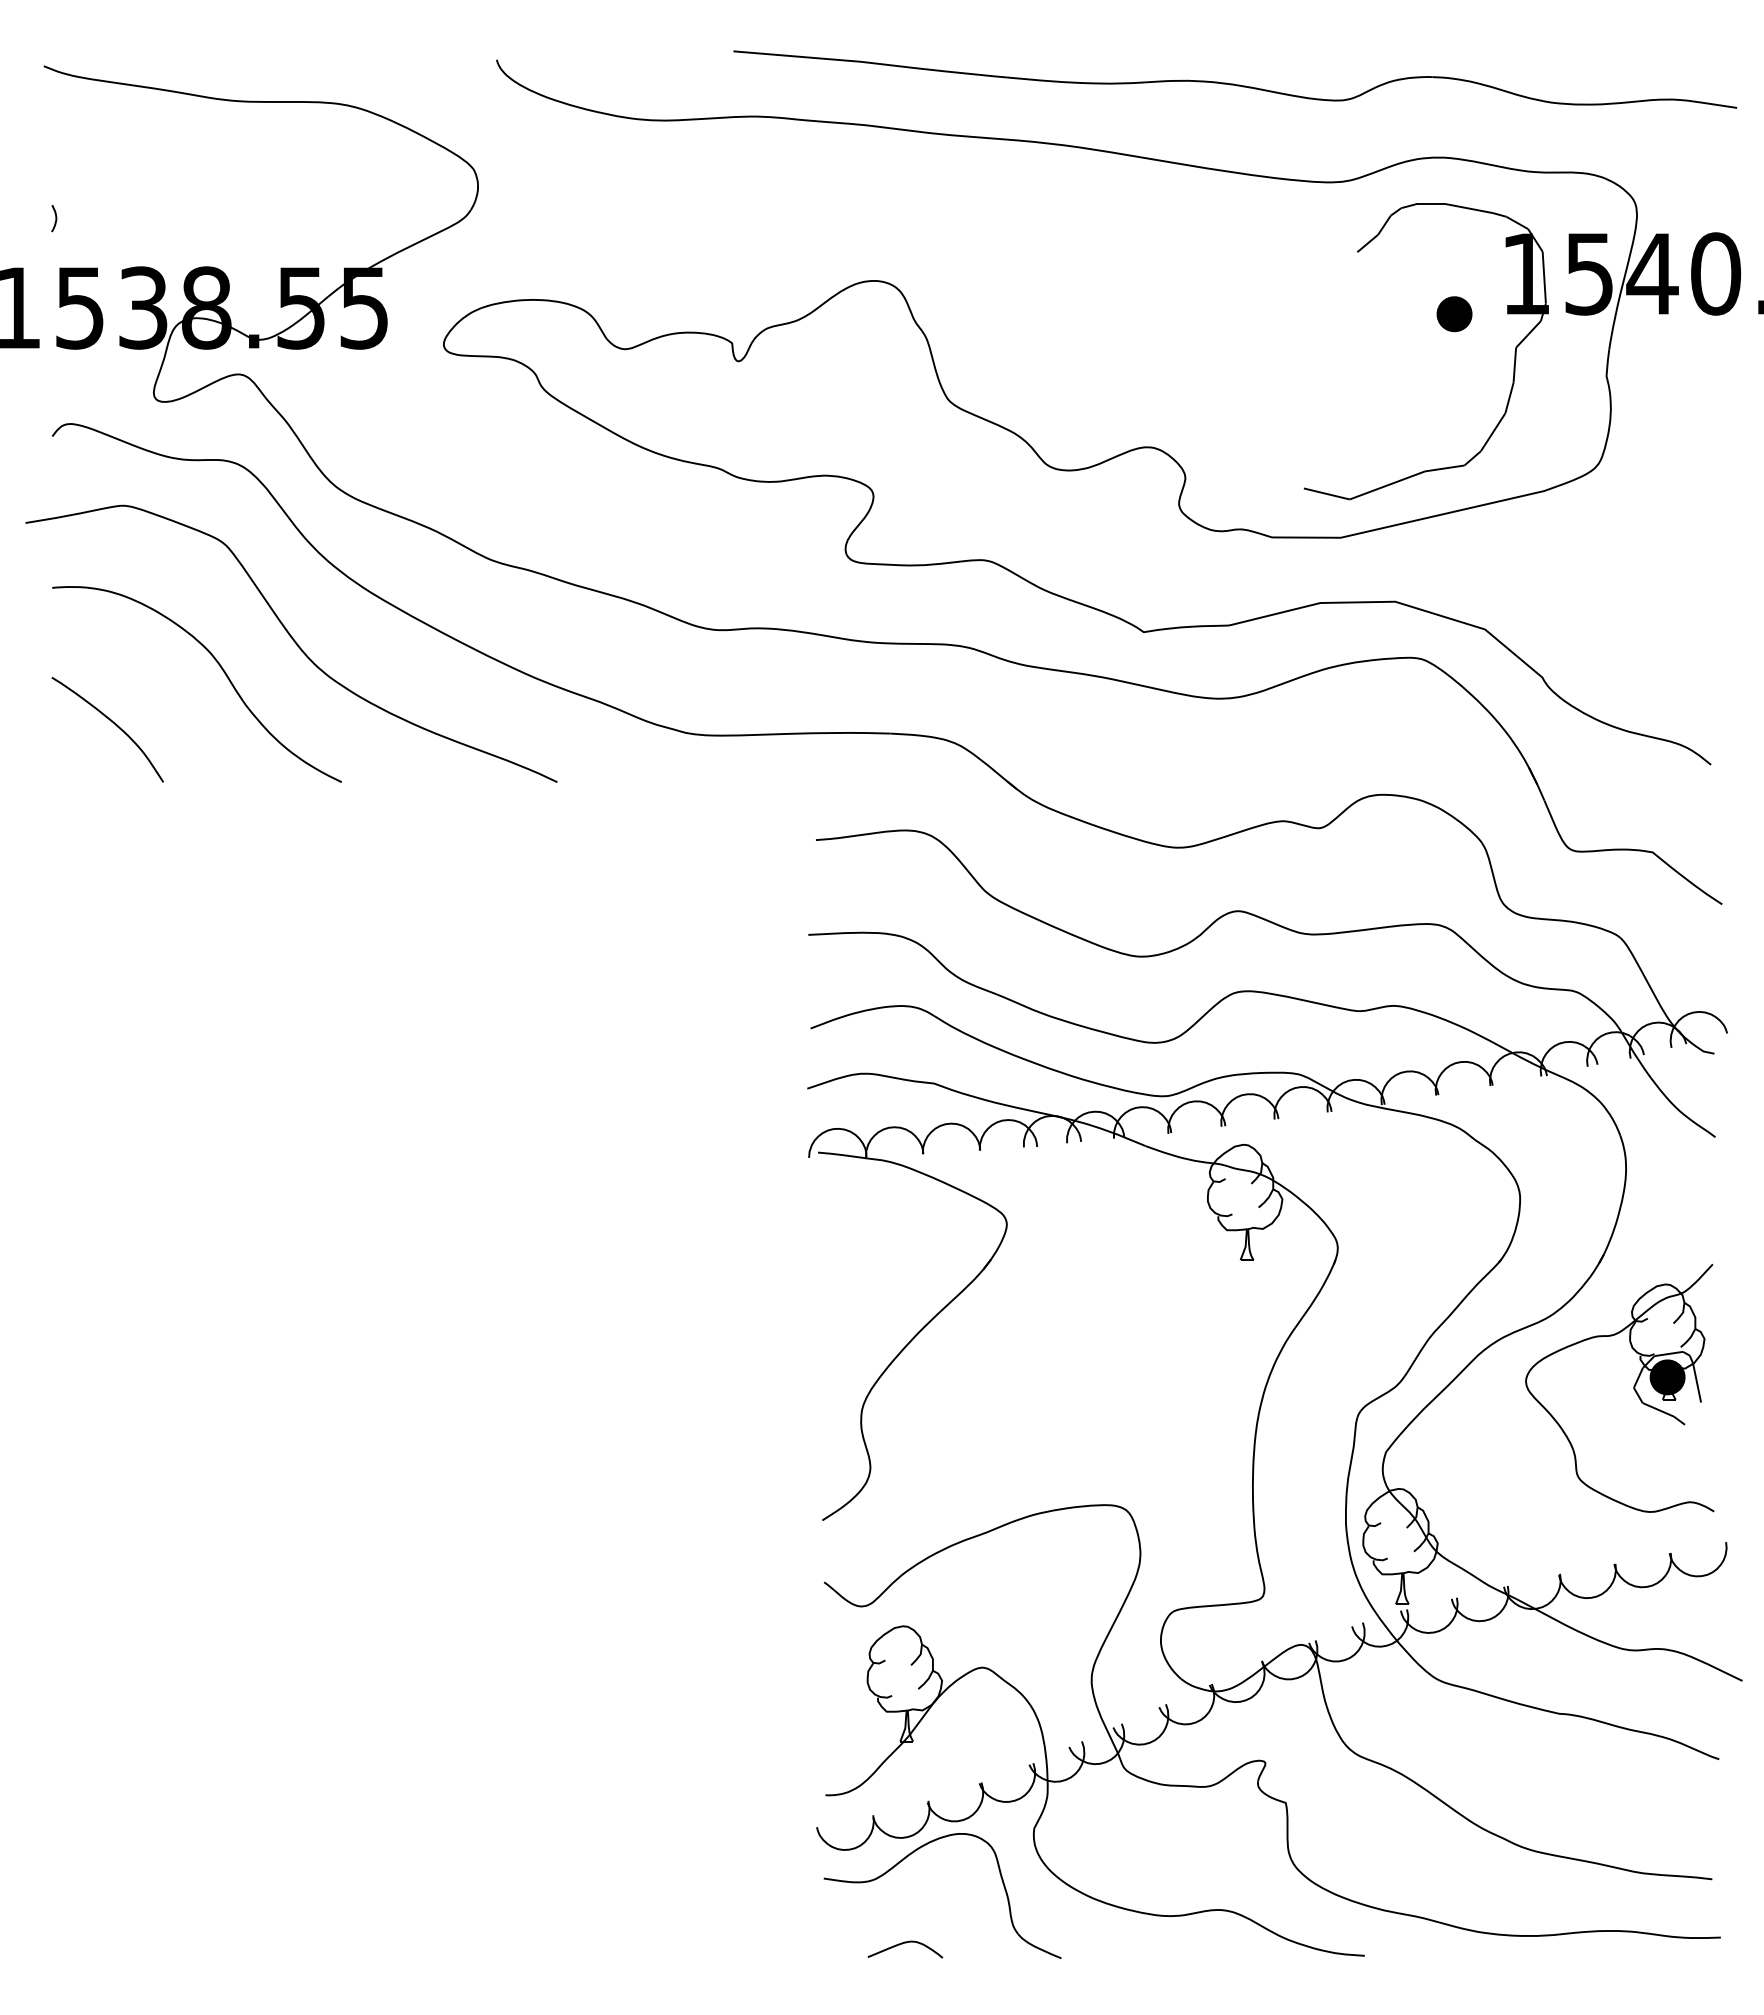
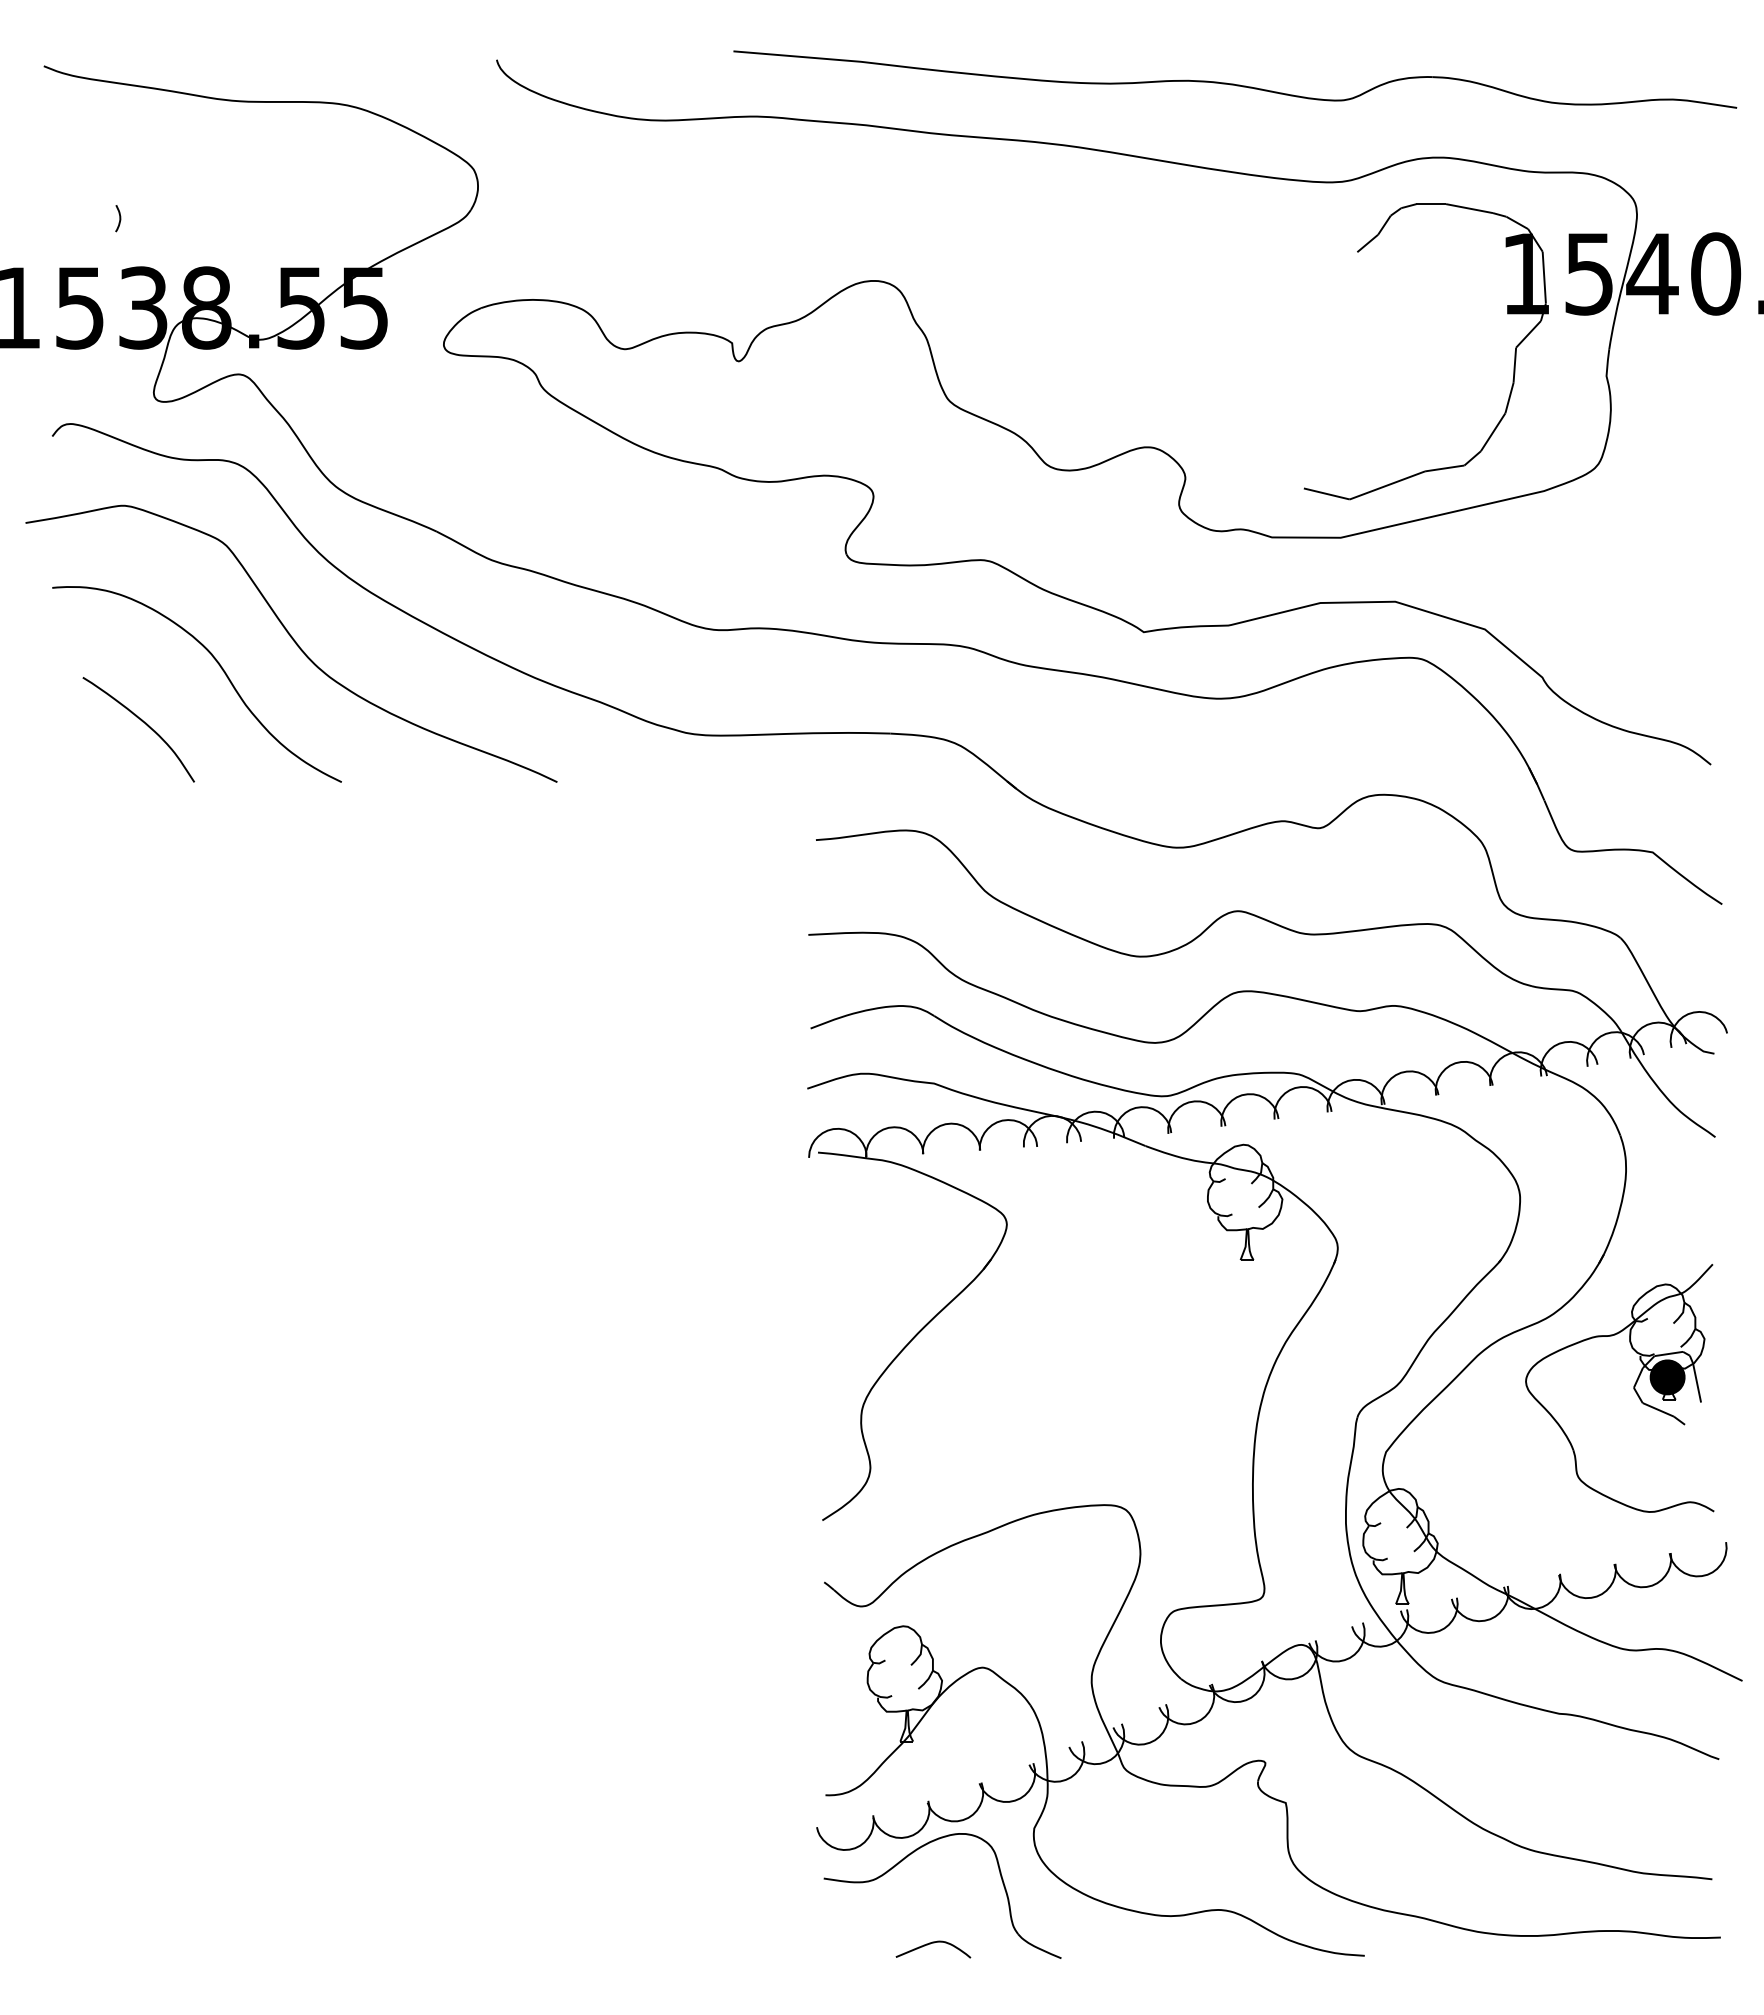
curve position: (55, 218) -> (119, 218) (119, 218)
part: present -> none (1454, 314)
curve position: (111, 722) -> (142, 722) (142, 722)
curve position: (902, 1944) -> (930, 1944) (930, 1944)
